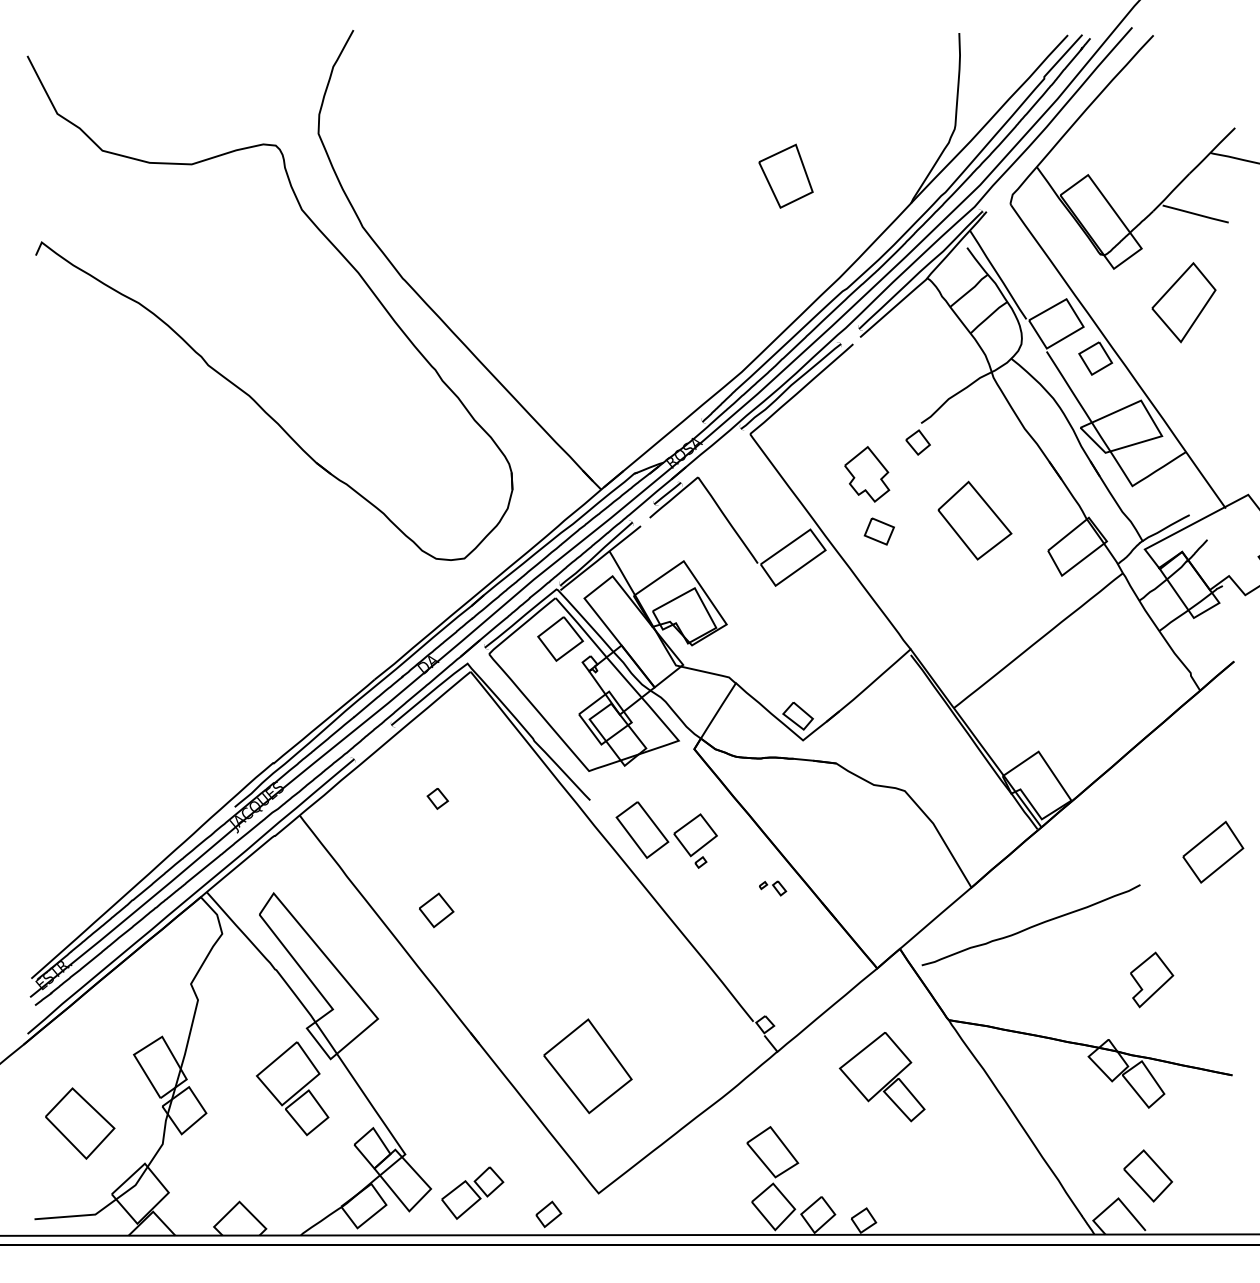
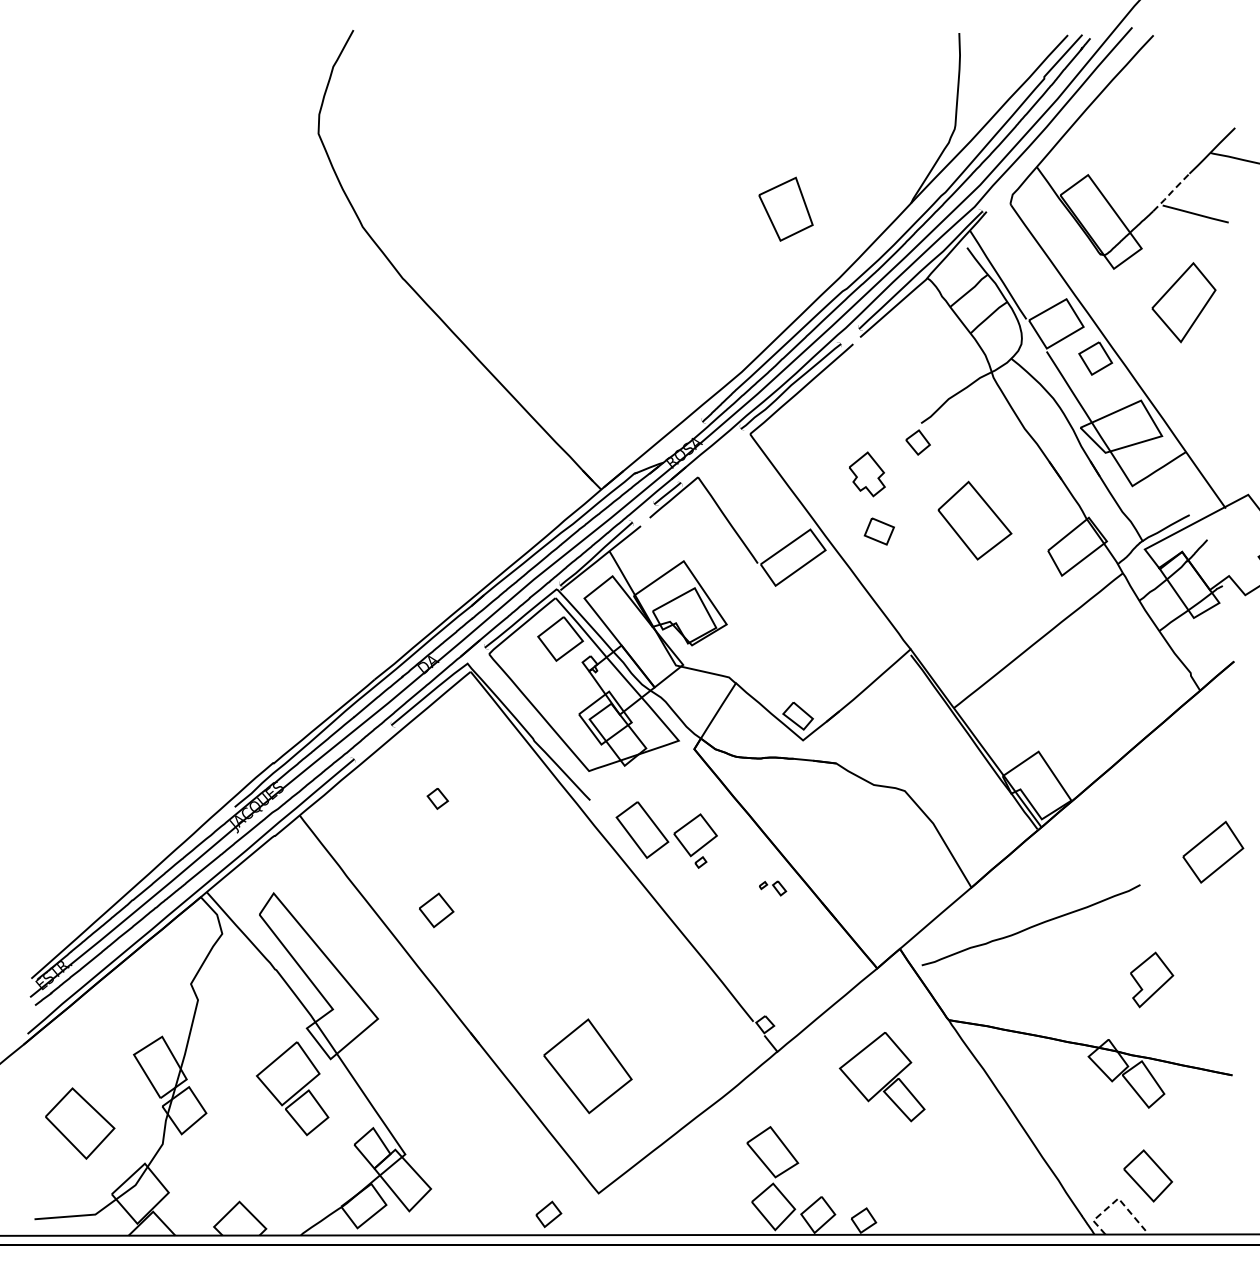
part position: (785, 175) -> (785, 208) (785, 208)
line: solid -> dashed (1170, 192)
part: present -> none (218, 371)
part size: 47x57 px -> 37x47 px (867, 474)
part: present -> none (472, 1192)
line: solid -> dashed (1114, 1201)
